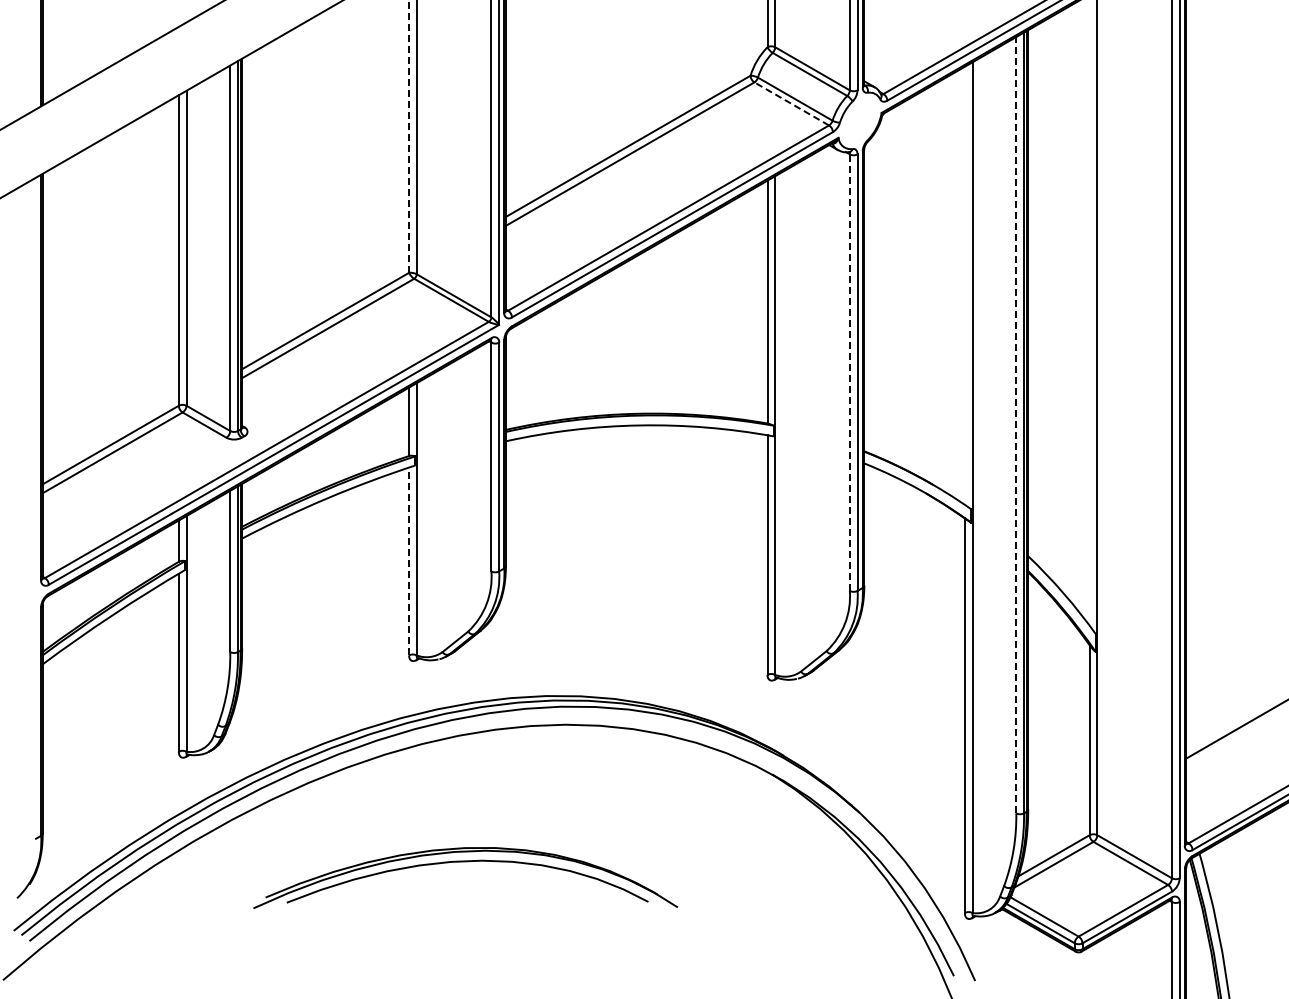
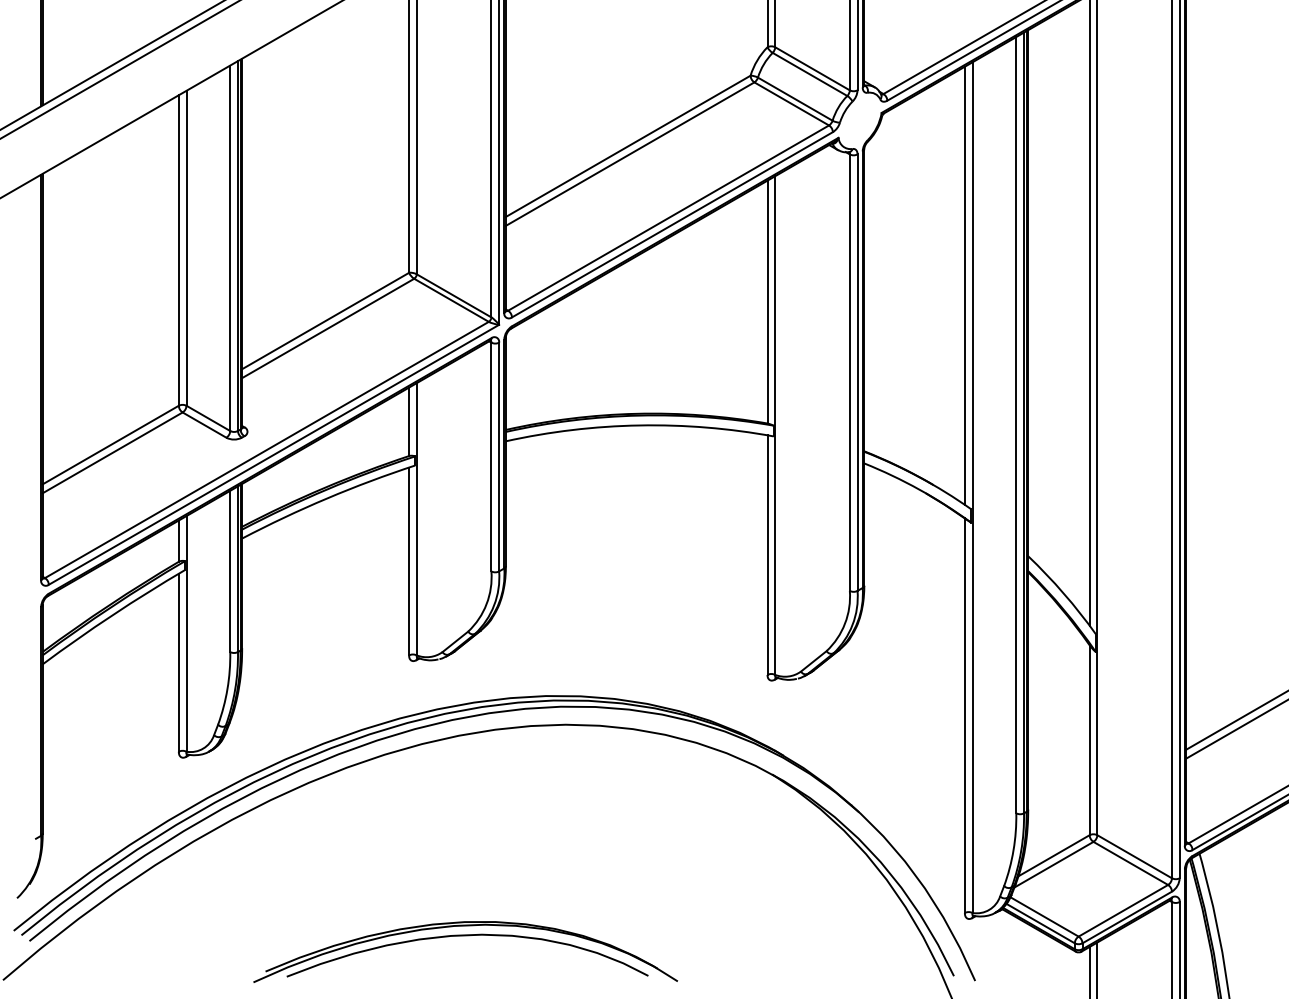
line: none -> present (119, 69)
line: dashed -> solid (791, 103)
line: dashed -> solid (409, 136)
line: none -> present (964, 285)
line: none -> present (1089, 313)
line: dashed -> solid (849, 372)
line: dashed -> solid (1016, 424)
line: dashed -> solid (409, 561)
line: none -> present (1235, 720)
part position: (465, 862) -> (465, 936) (465, 936)
line: none -> present (1097, 968)
line: none -> present (1089, 970)
